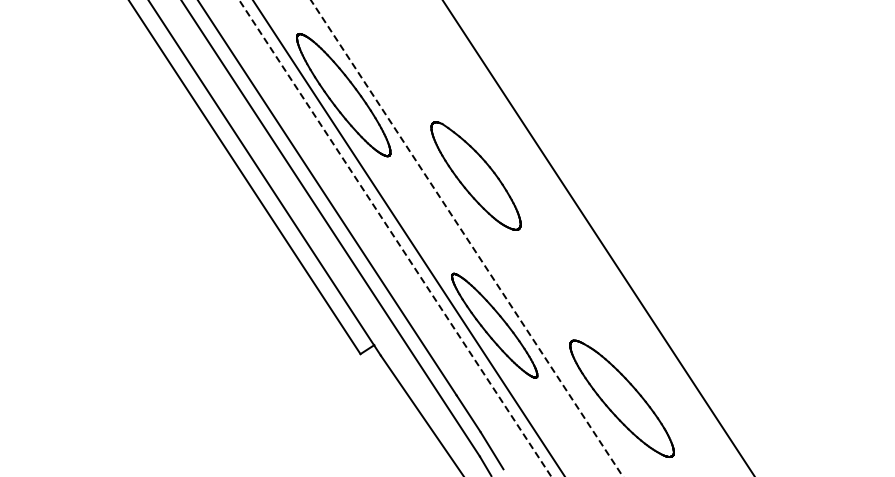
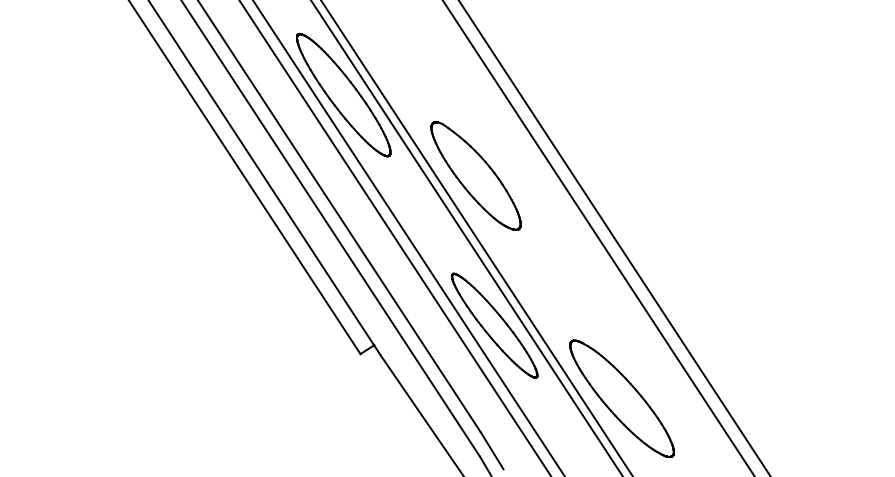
line: none -> present (476, 237)
line: none -> present (614, 237)
line: dashed -> solid (395, 238)
line: dashed -> solid (466, 238)
